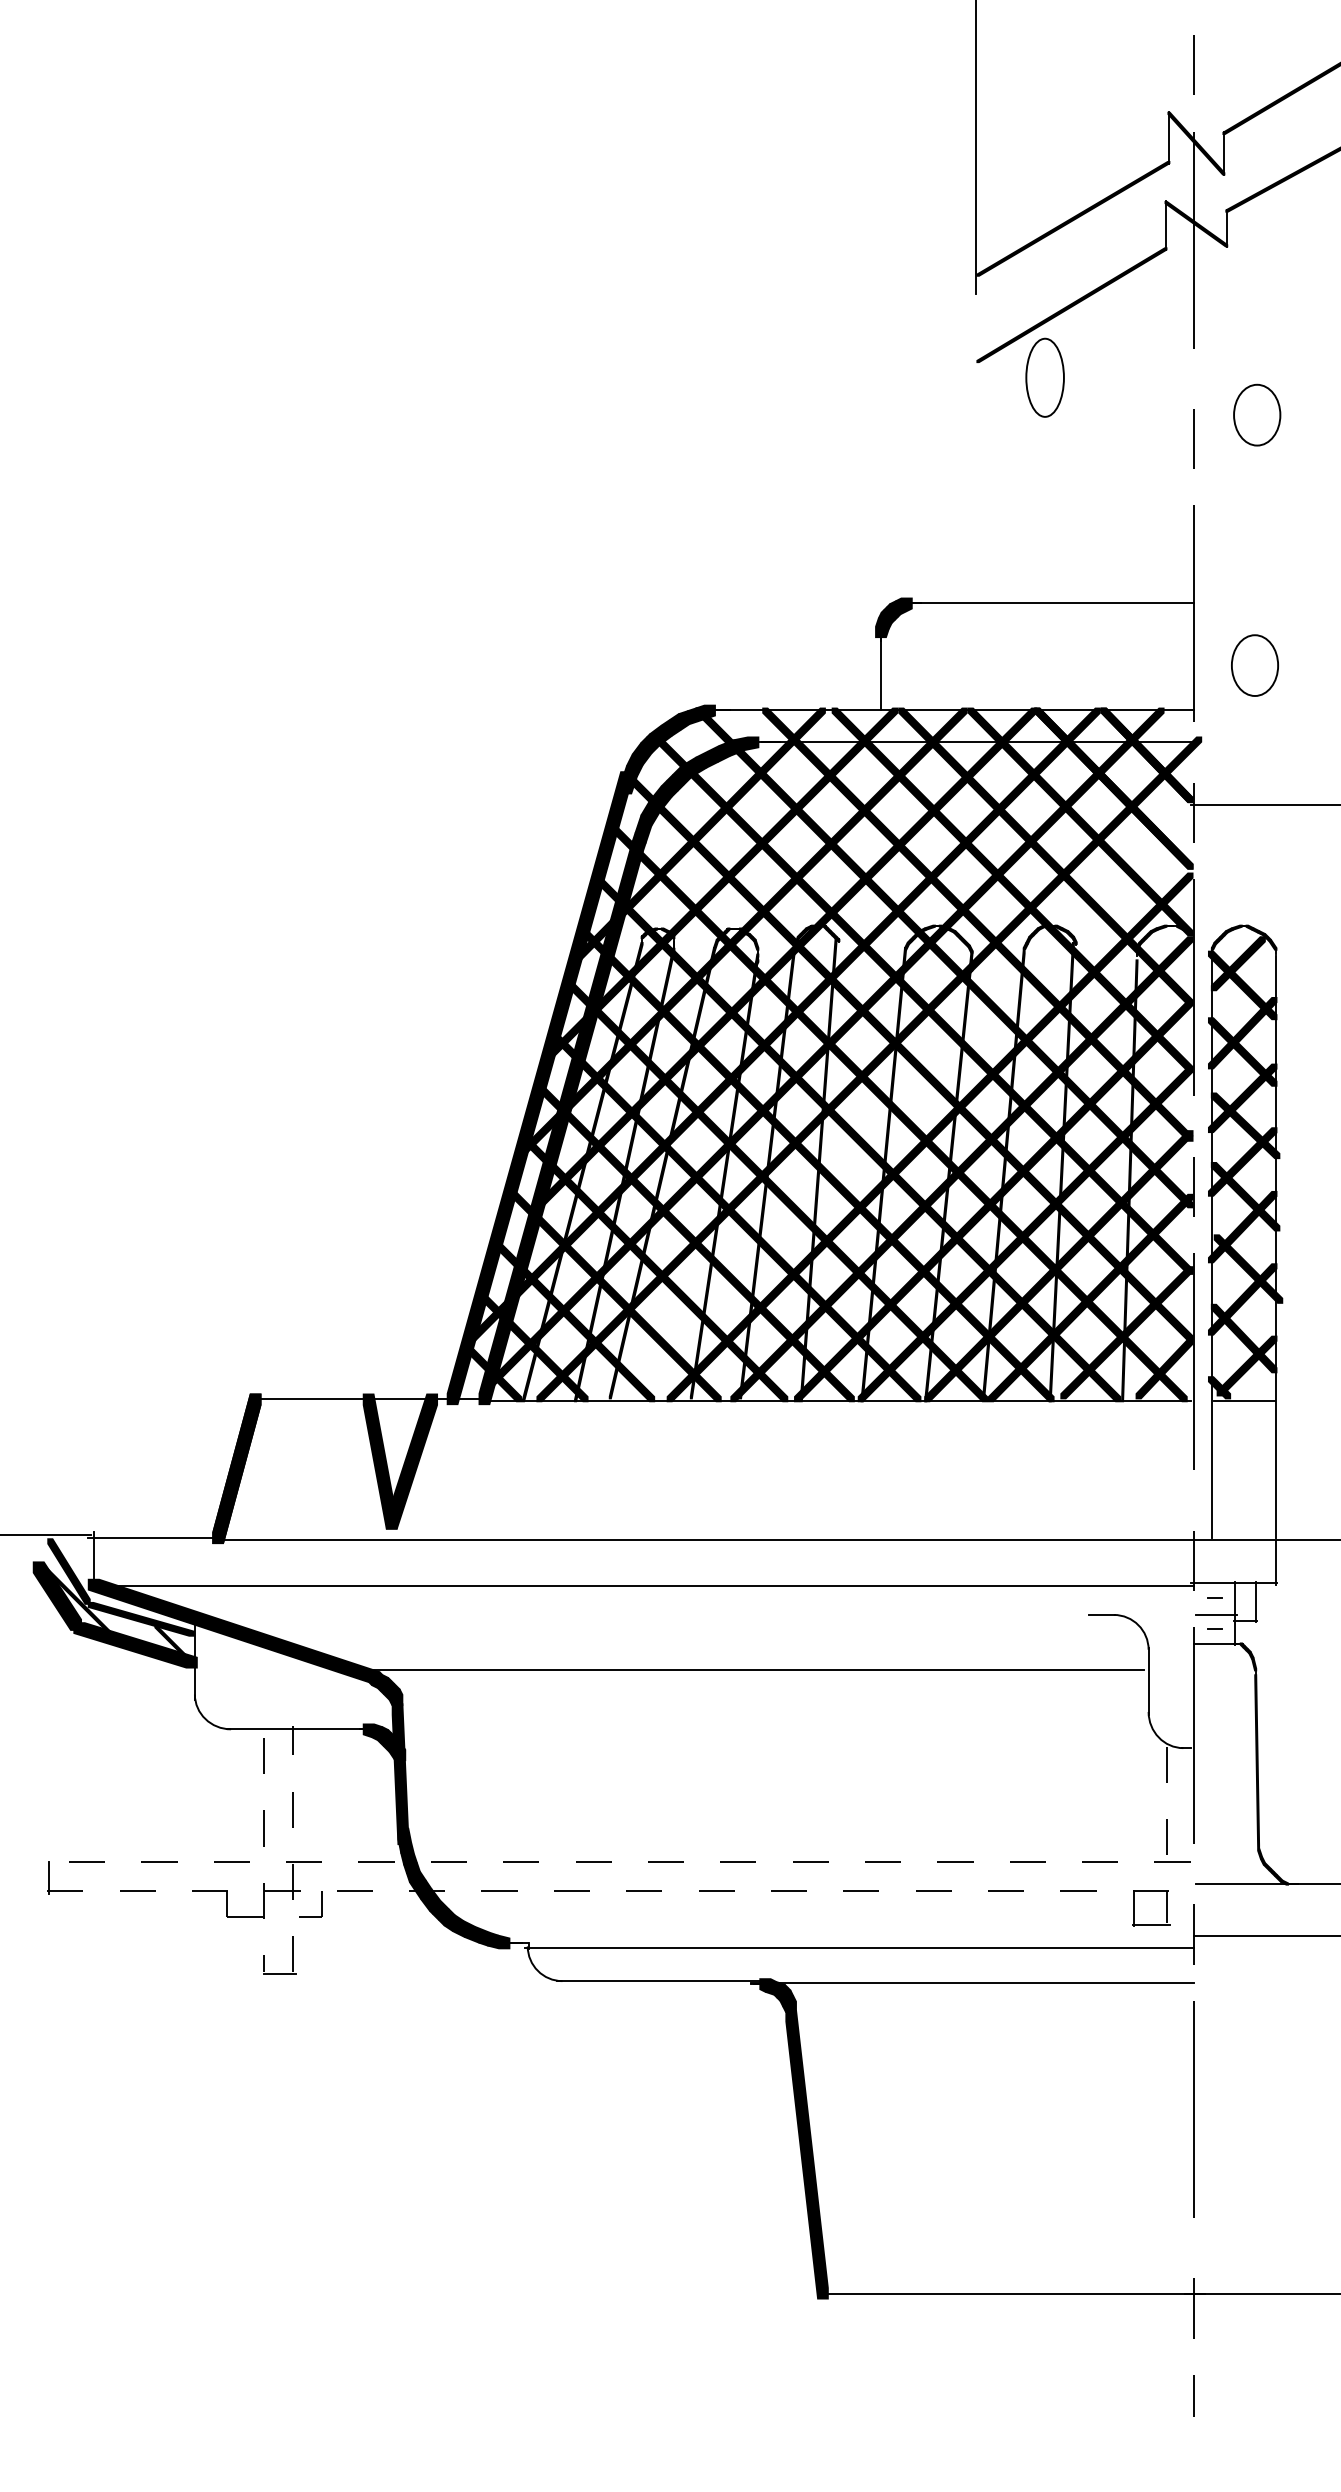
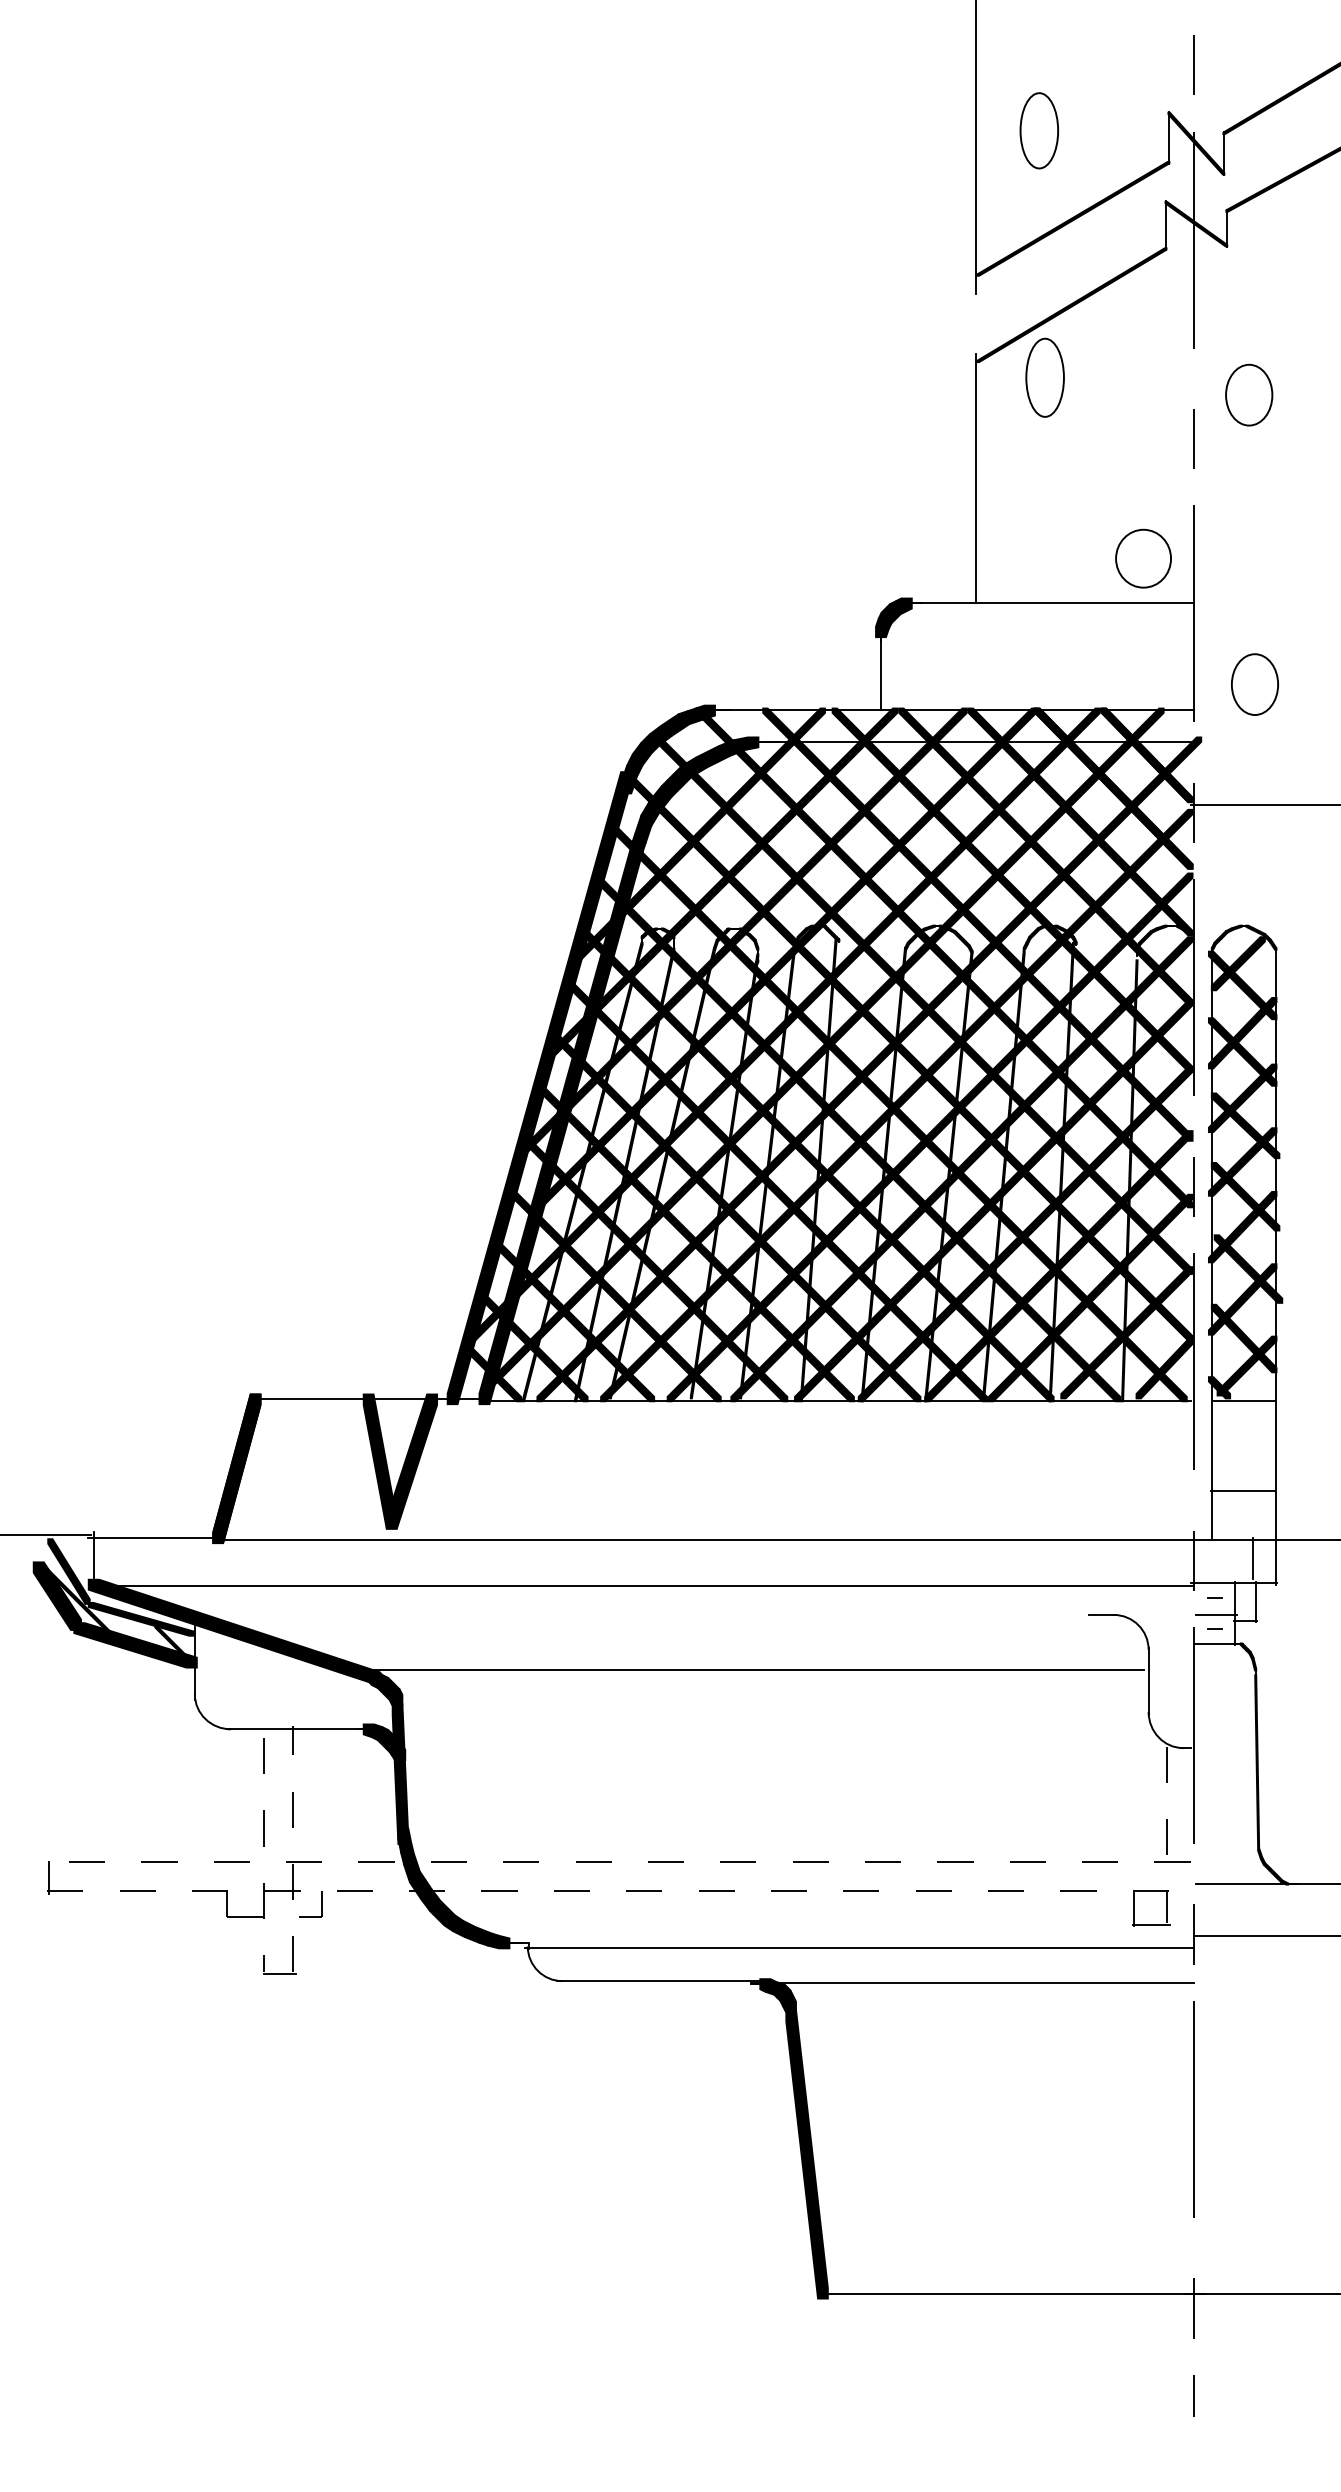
part: none -> present (1038, 130)
part position: (1257, 414) -> (1249, 394) (1249, 394)
line: none -> present (976, 478)
part: none -> present (1143, 558)
part position: (1254, 665) -> (1254, 684) (1254, 684)
fill: none -> present (896, 1105)
line: none -> present (1242, 1490)
line: none -> present (1252, 1558)
